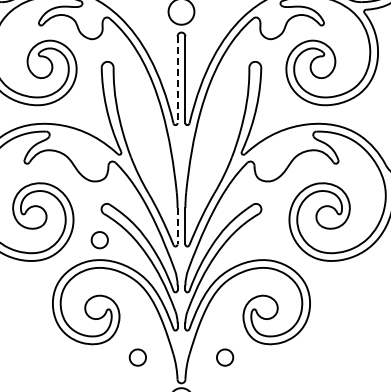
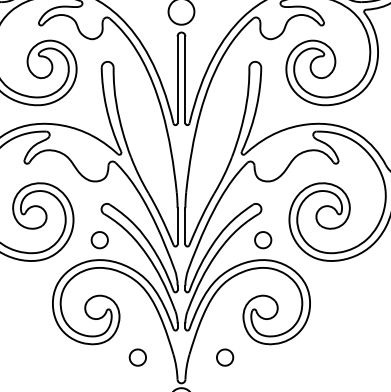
line: dashed -> solid (177, 80)
line: dashed -> solid (177, 226)
part: none -> present (263, 240)
